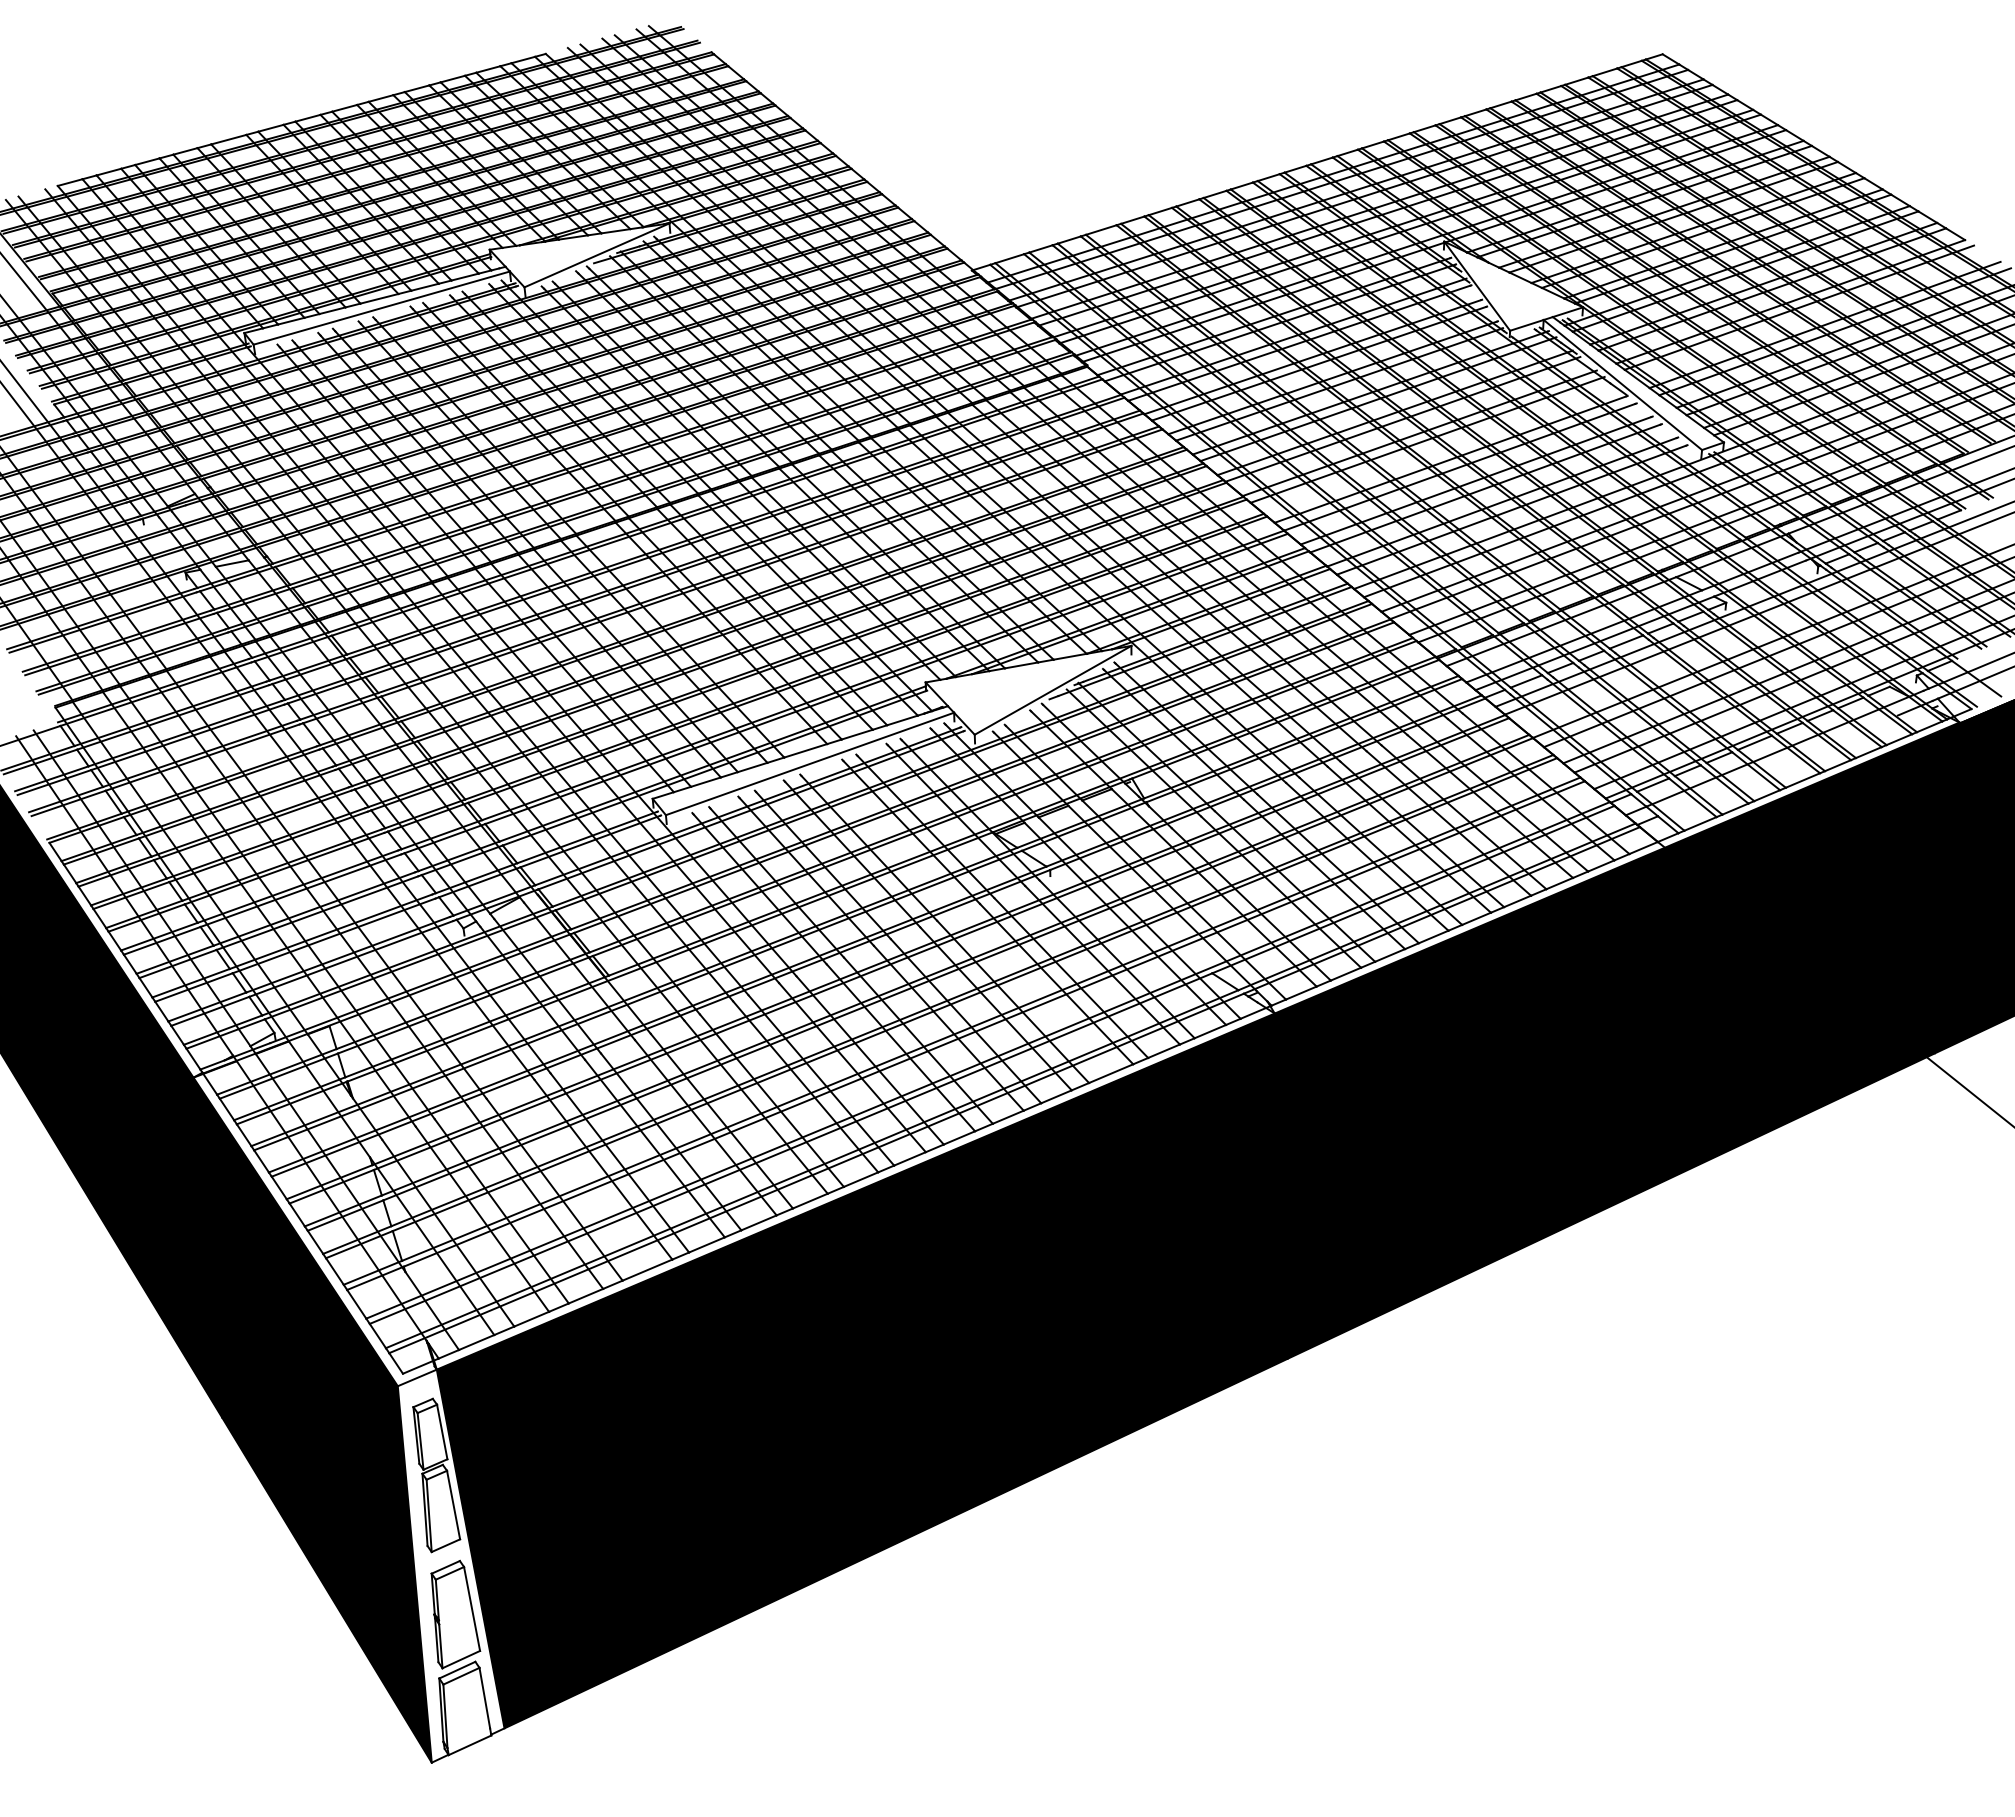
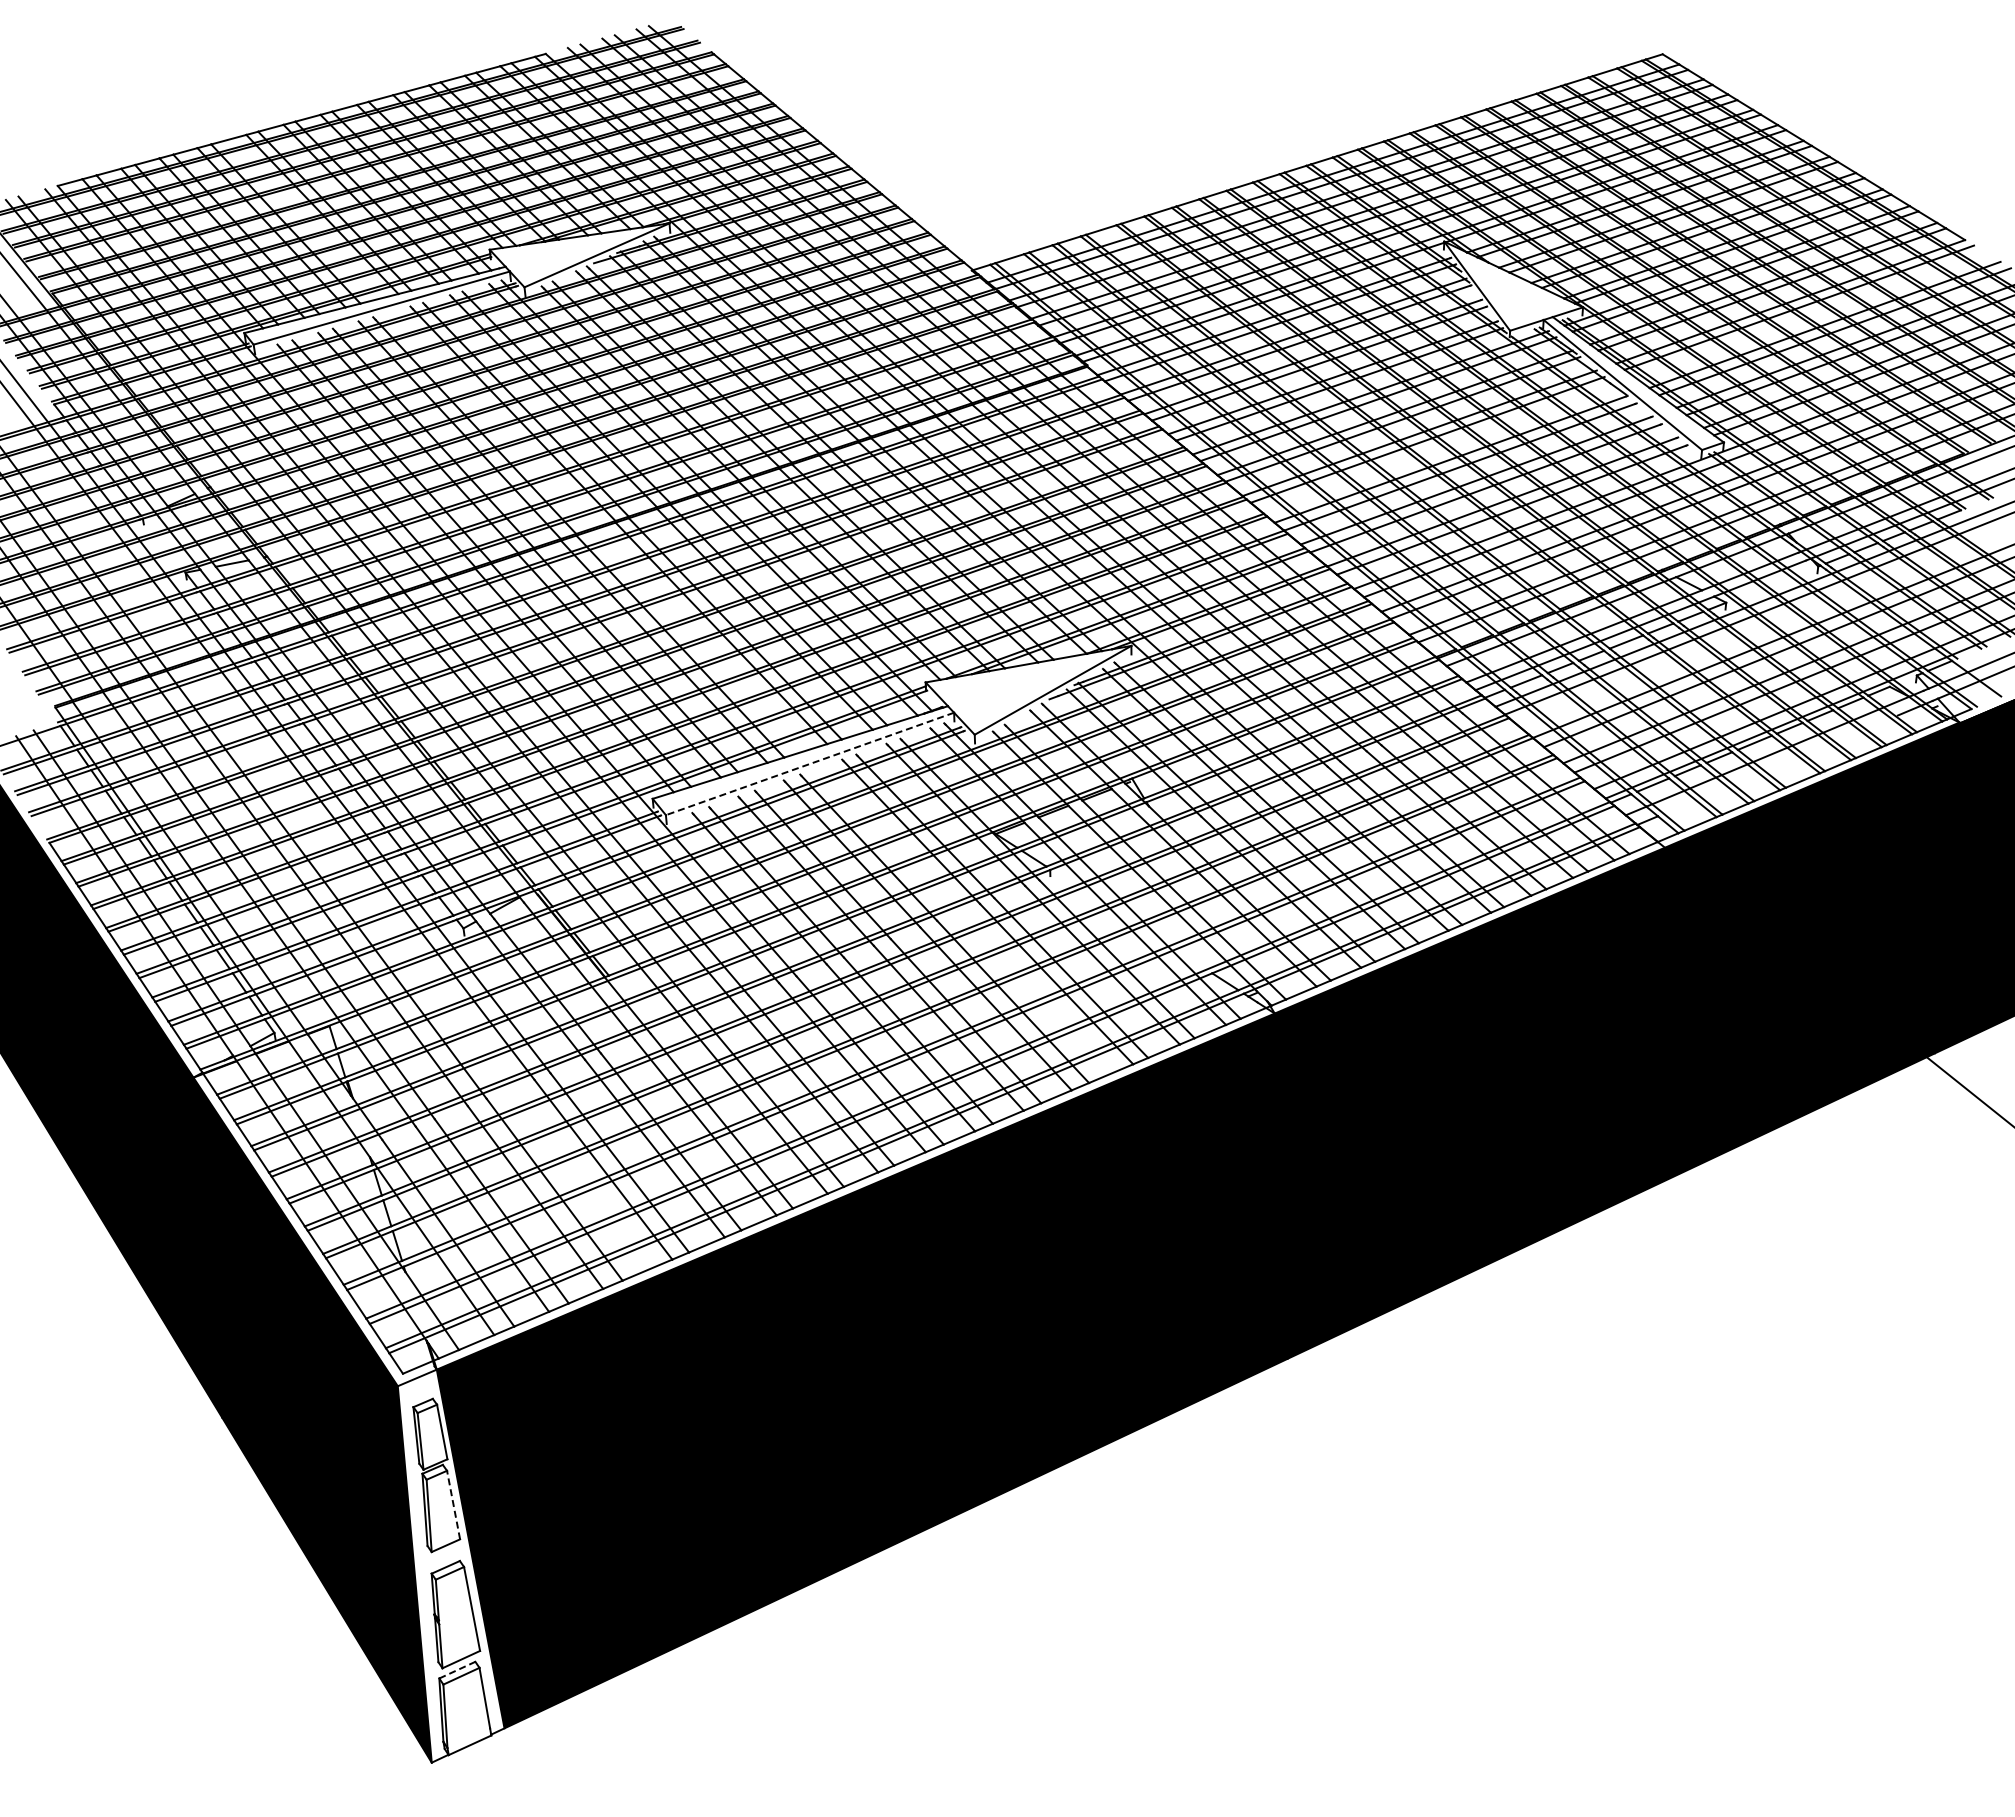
line: solid -> dashed (810, 763)
line: solid -> dashed (453, 1505)
line: solid -> dashed (457, 1670)
